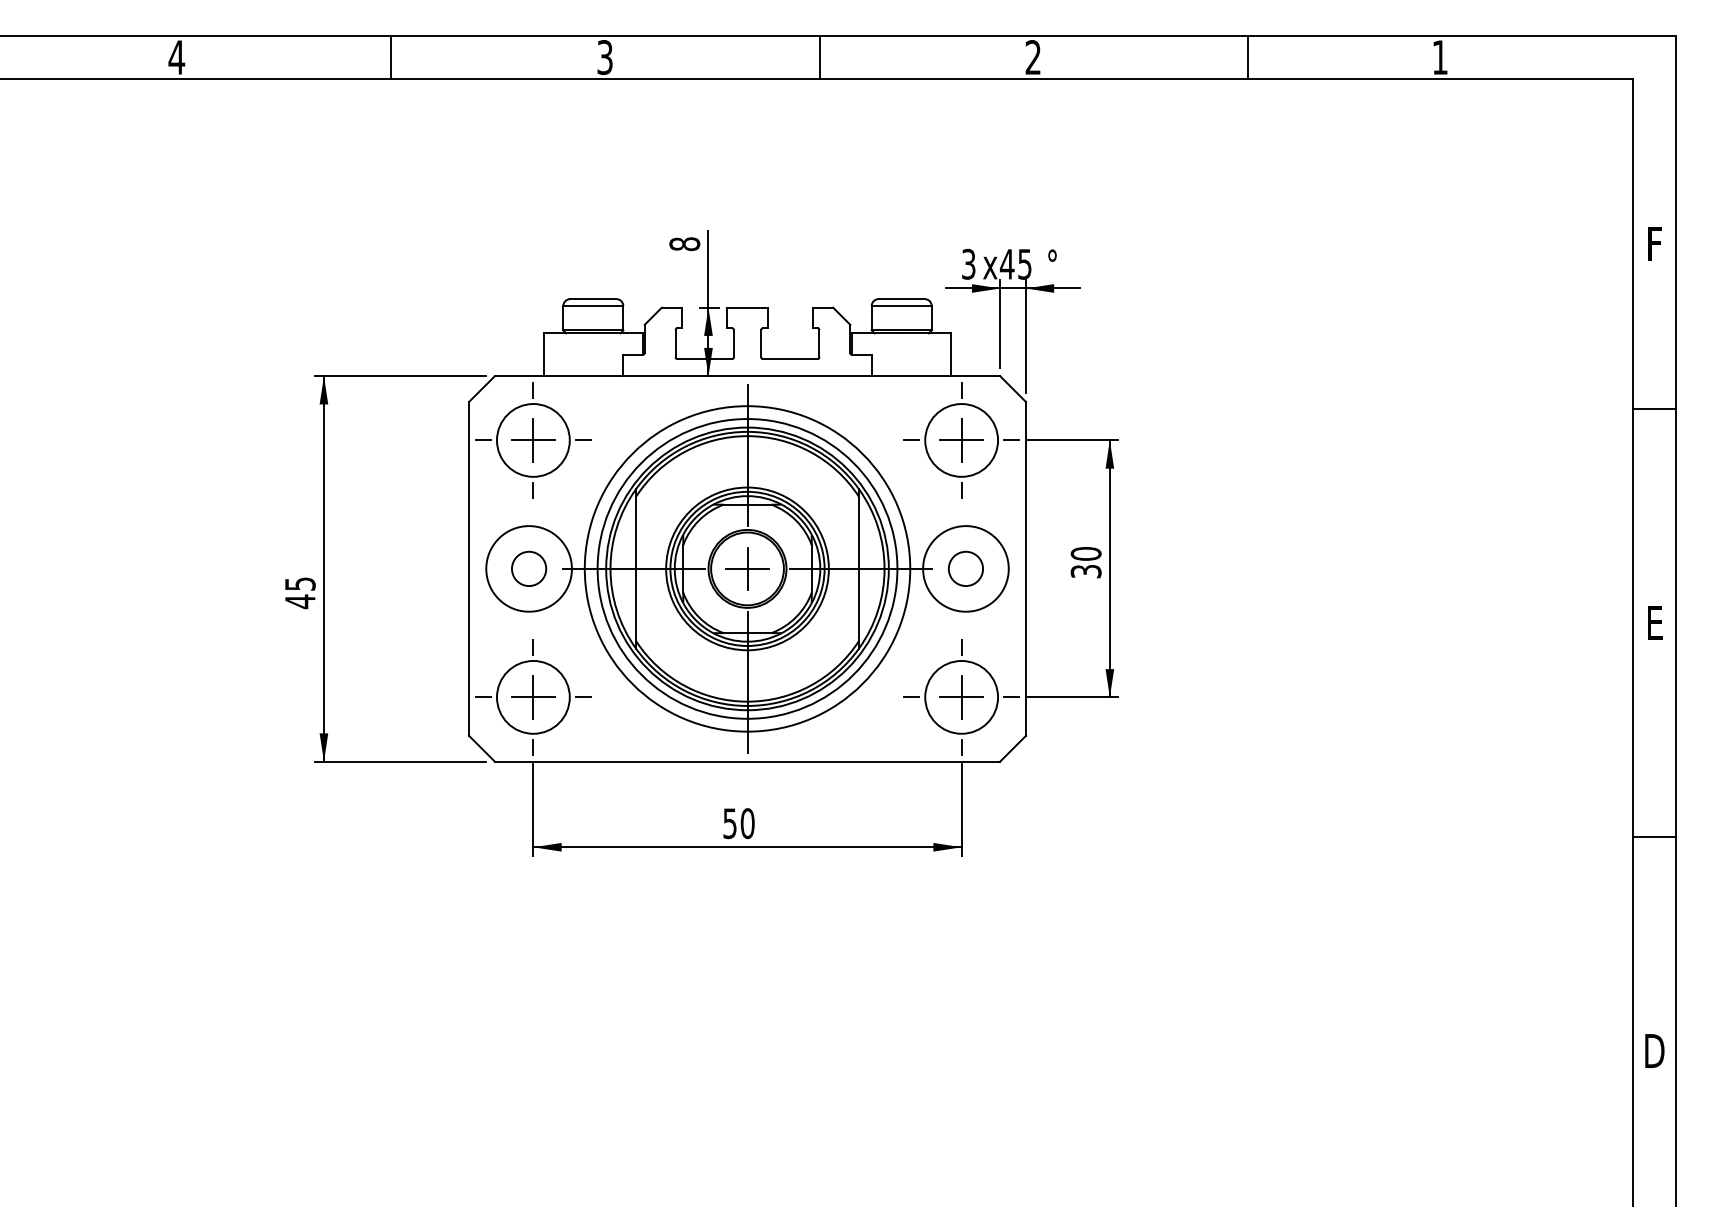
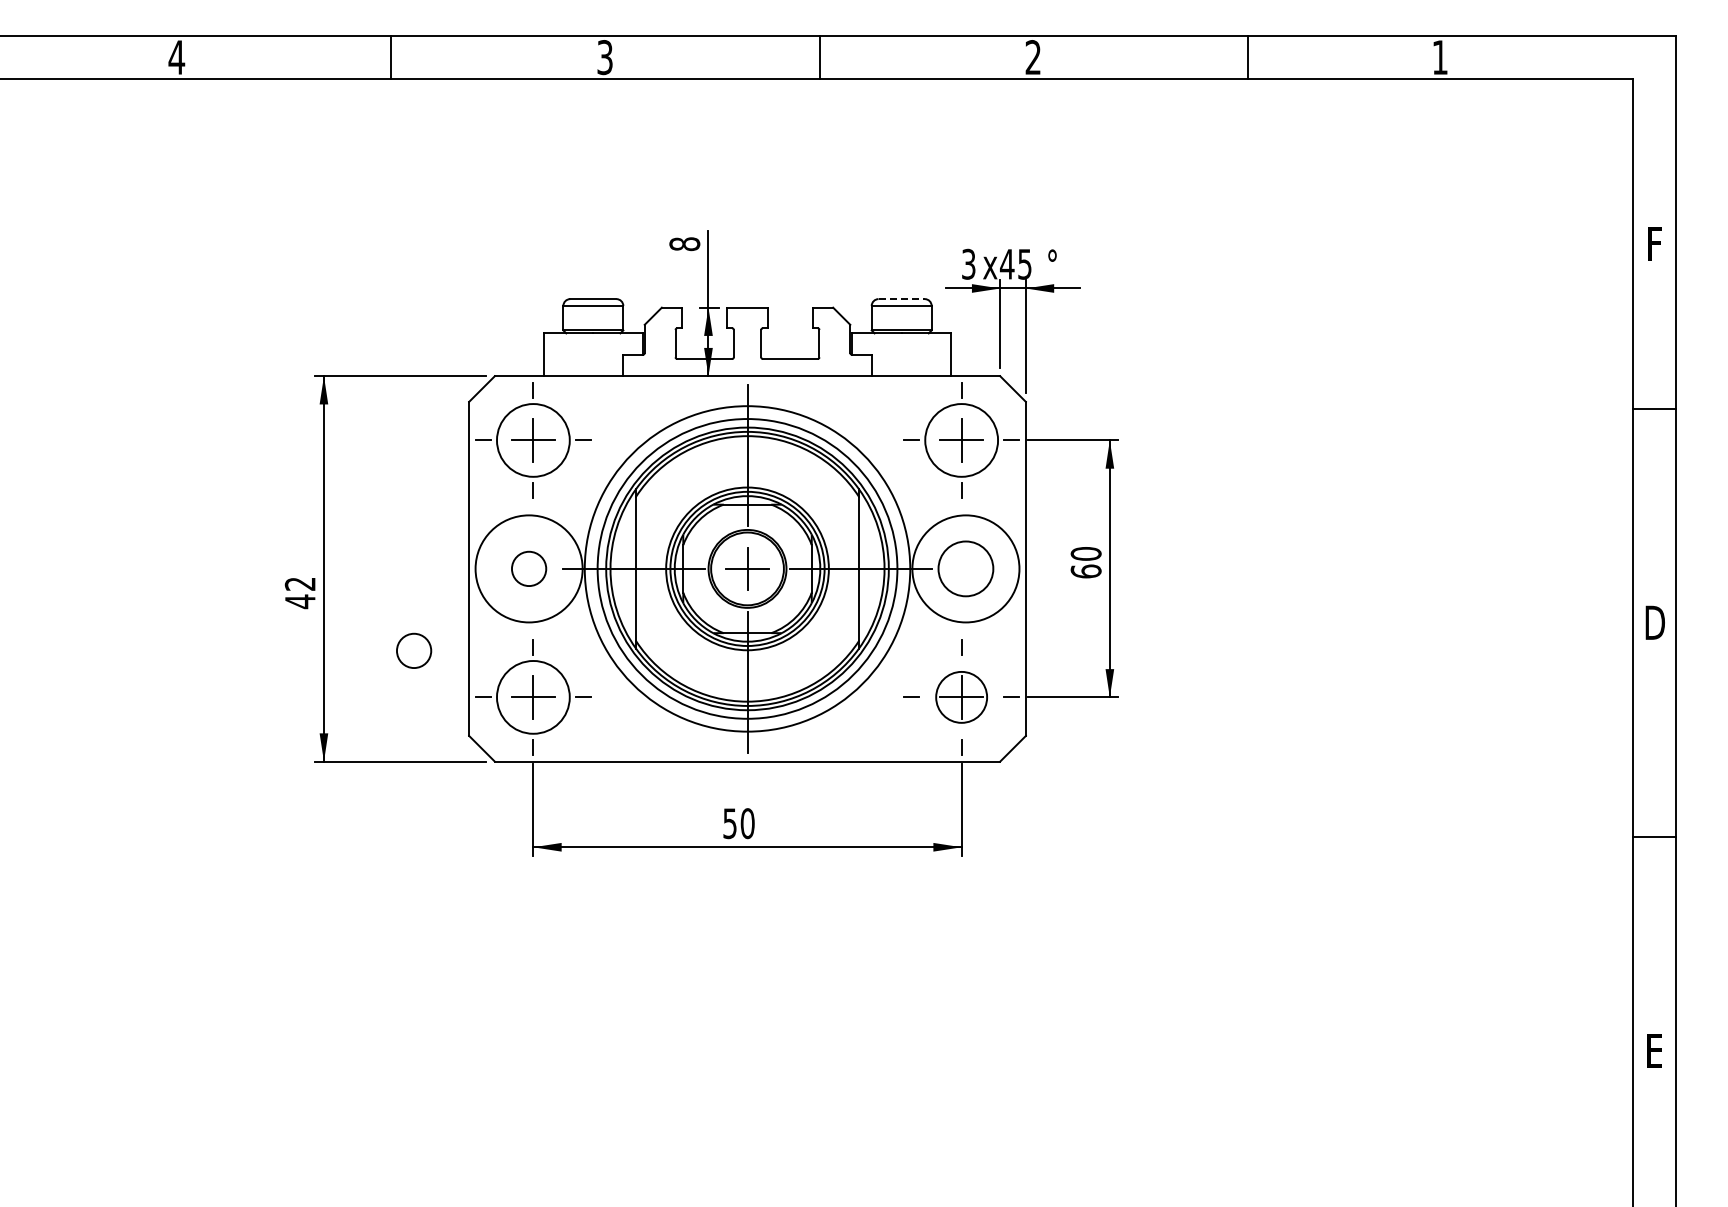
line: solid -> dashed (902, 299)
circle diameter: 86 px -> 107 px (528, 568)
circle diameter: 34 px -> 55 px (965, 568)
circle diameter: 86 px -> 107 px (965, 568)
text: 30 -> 60 (1085, 571)
text: 45 -> 42 (299, 583)
text: E -> D (1654, 622)
circle: none -> present (414, 650)
circle diameter: 73 px -> 51 px (961, 696)
text: D -> E (1654, 1050)
